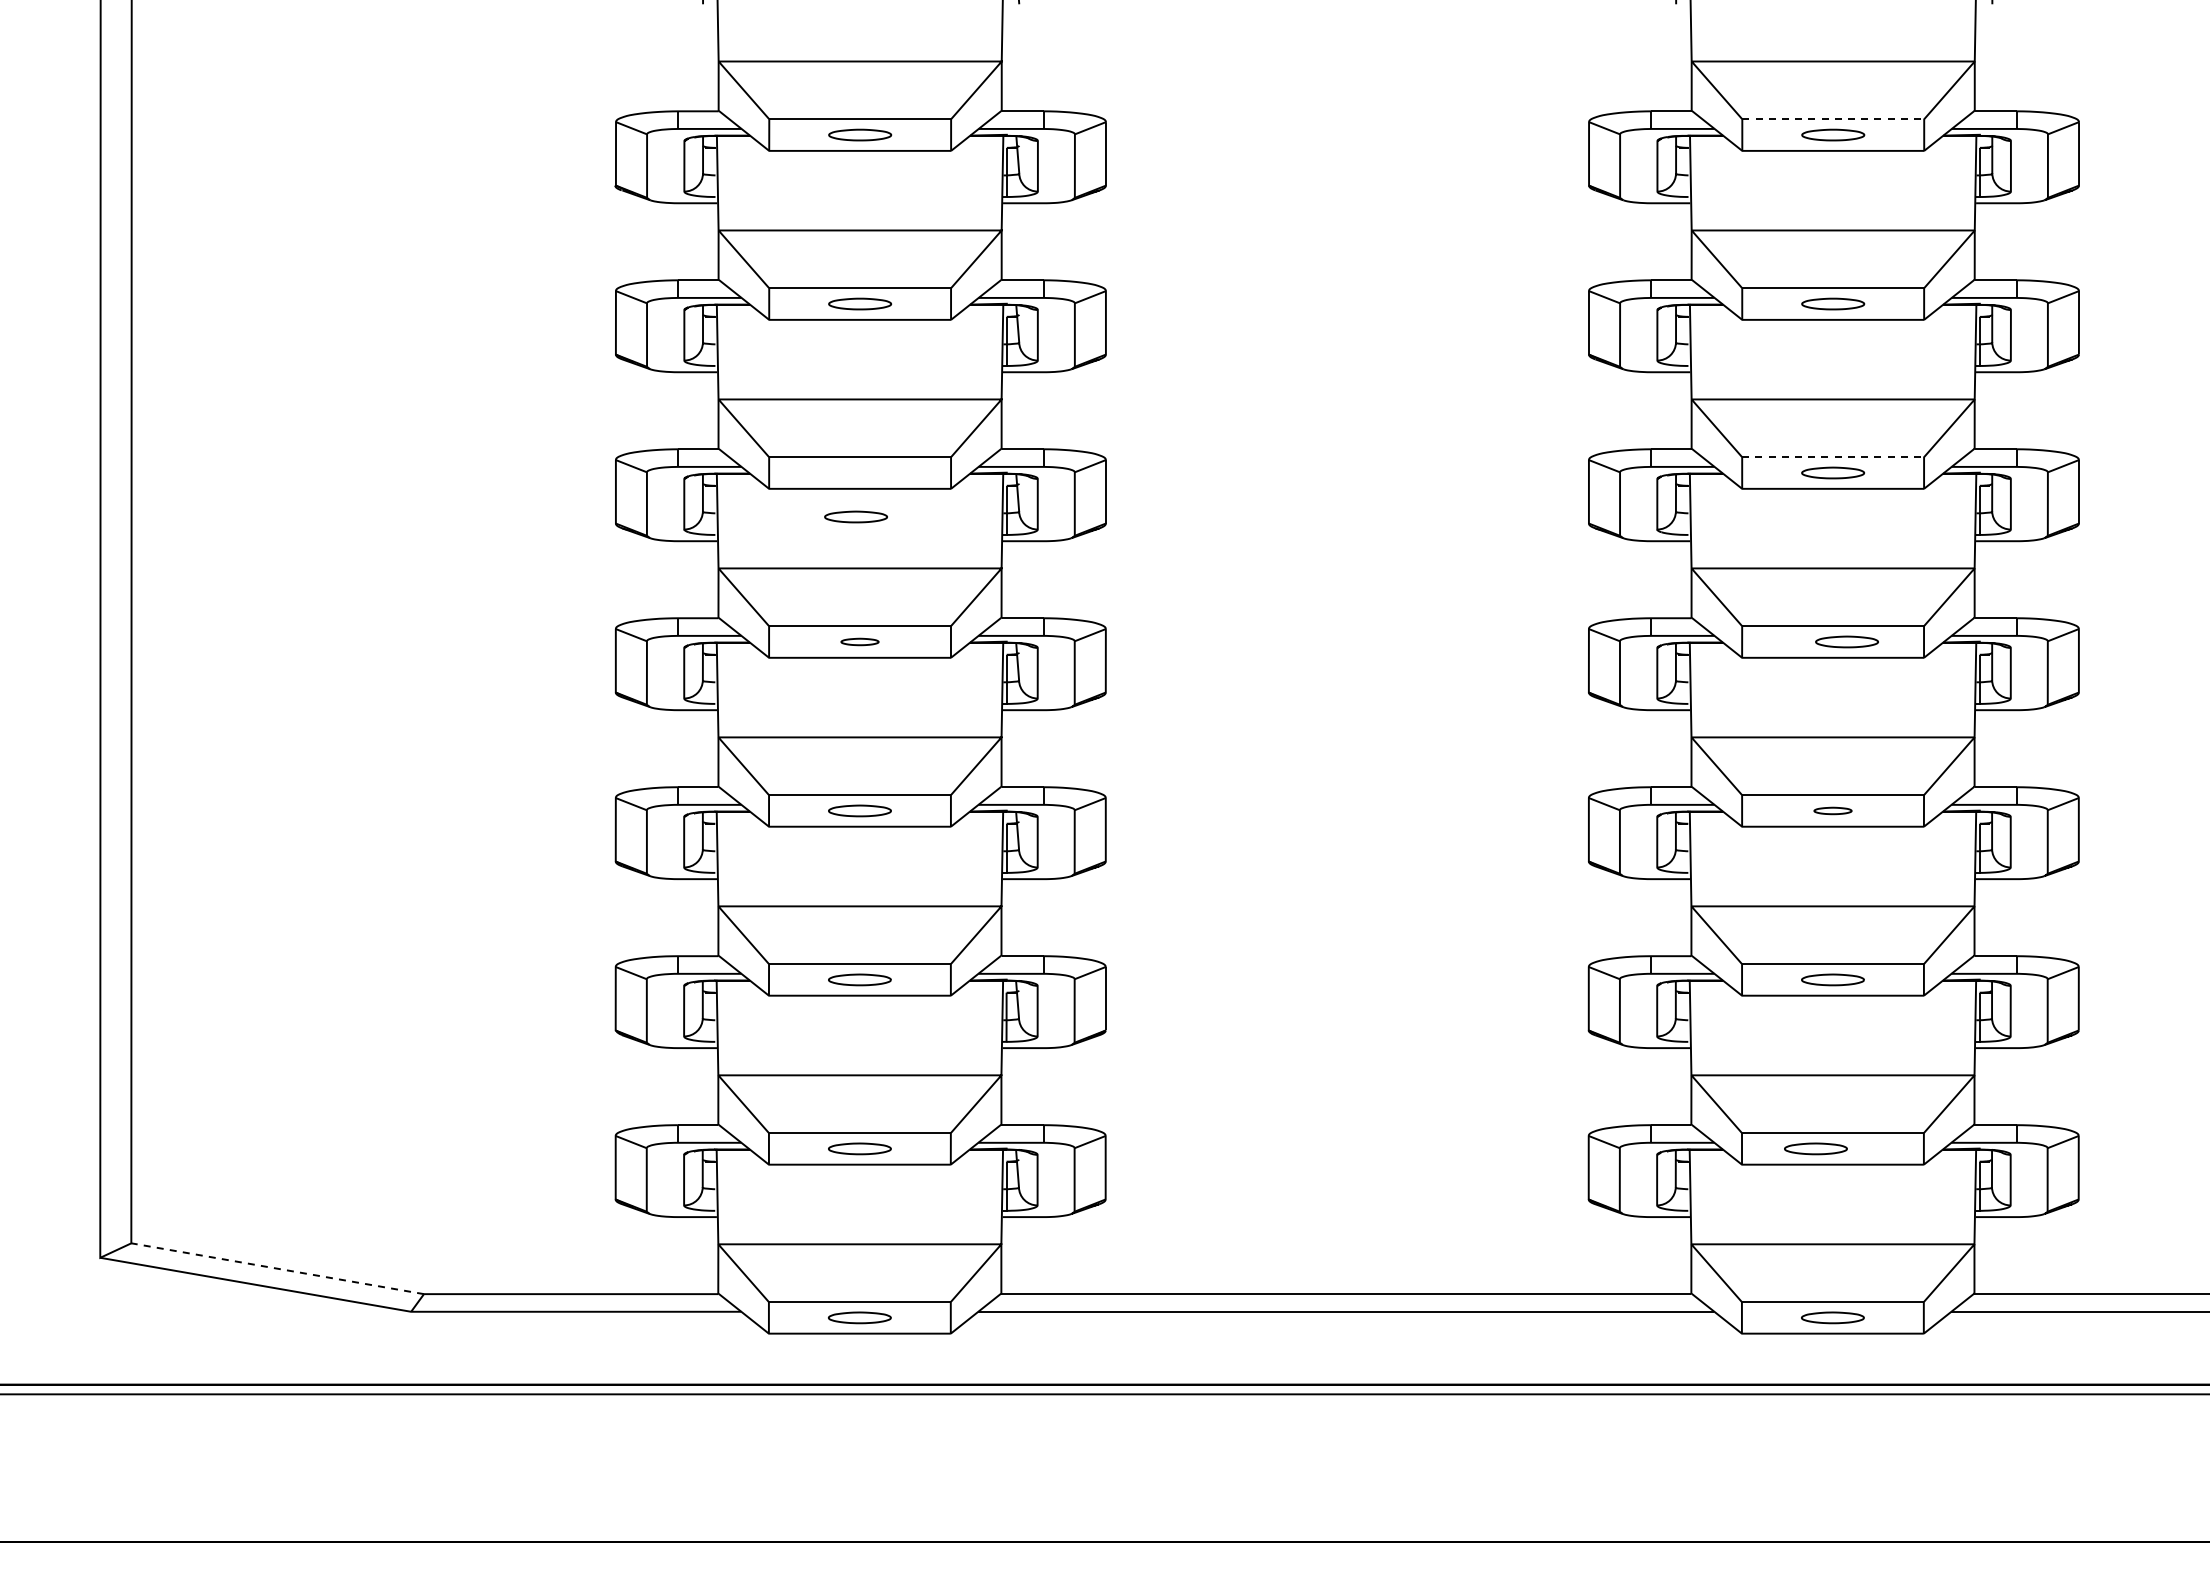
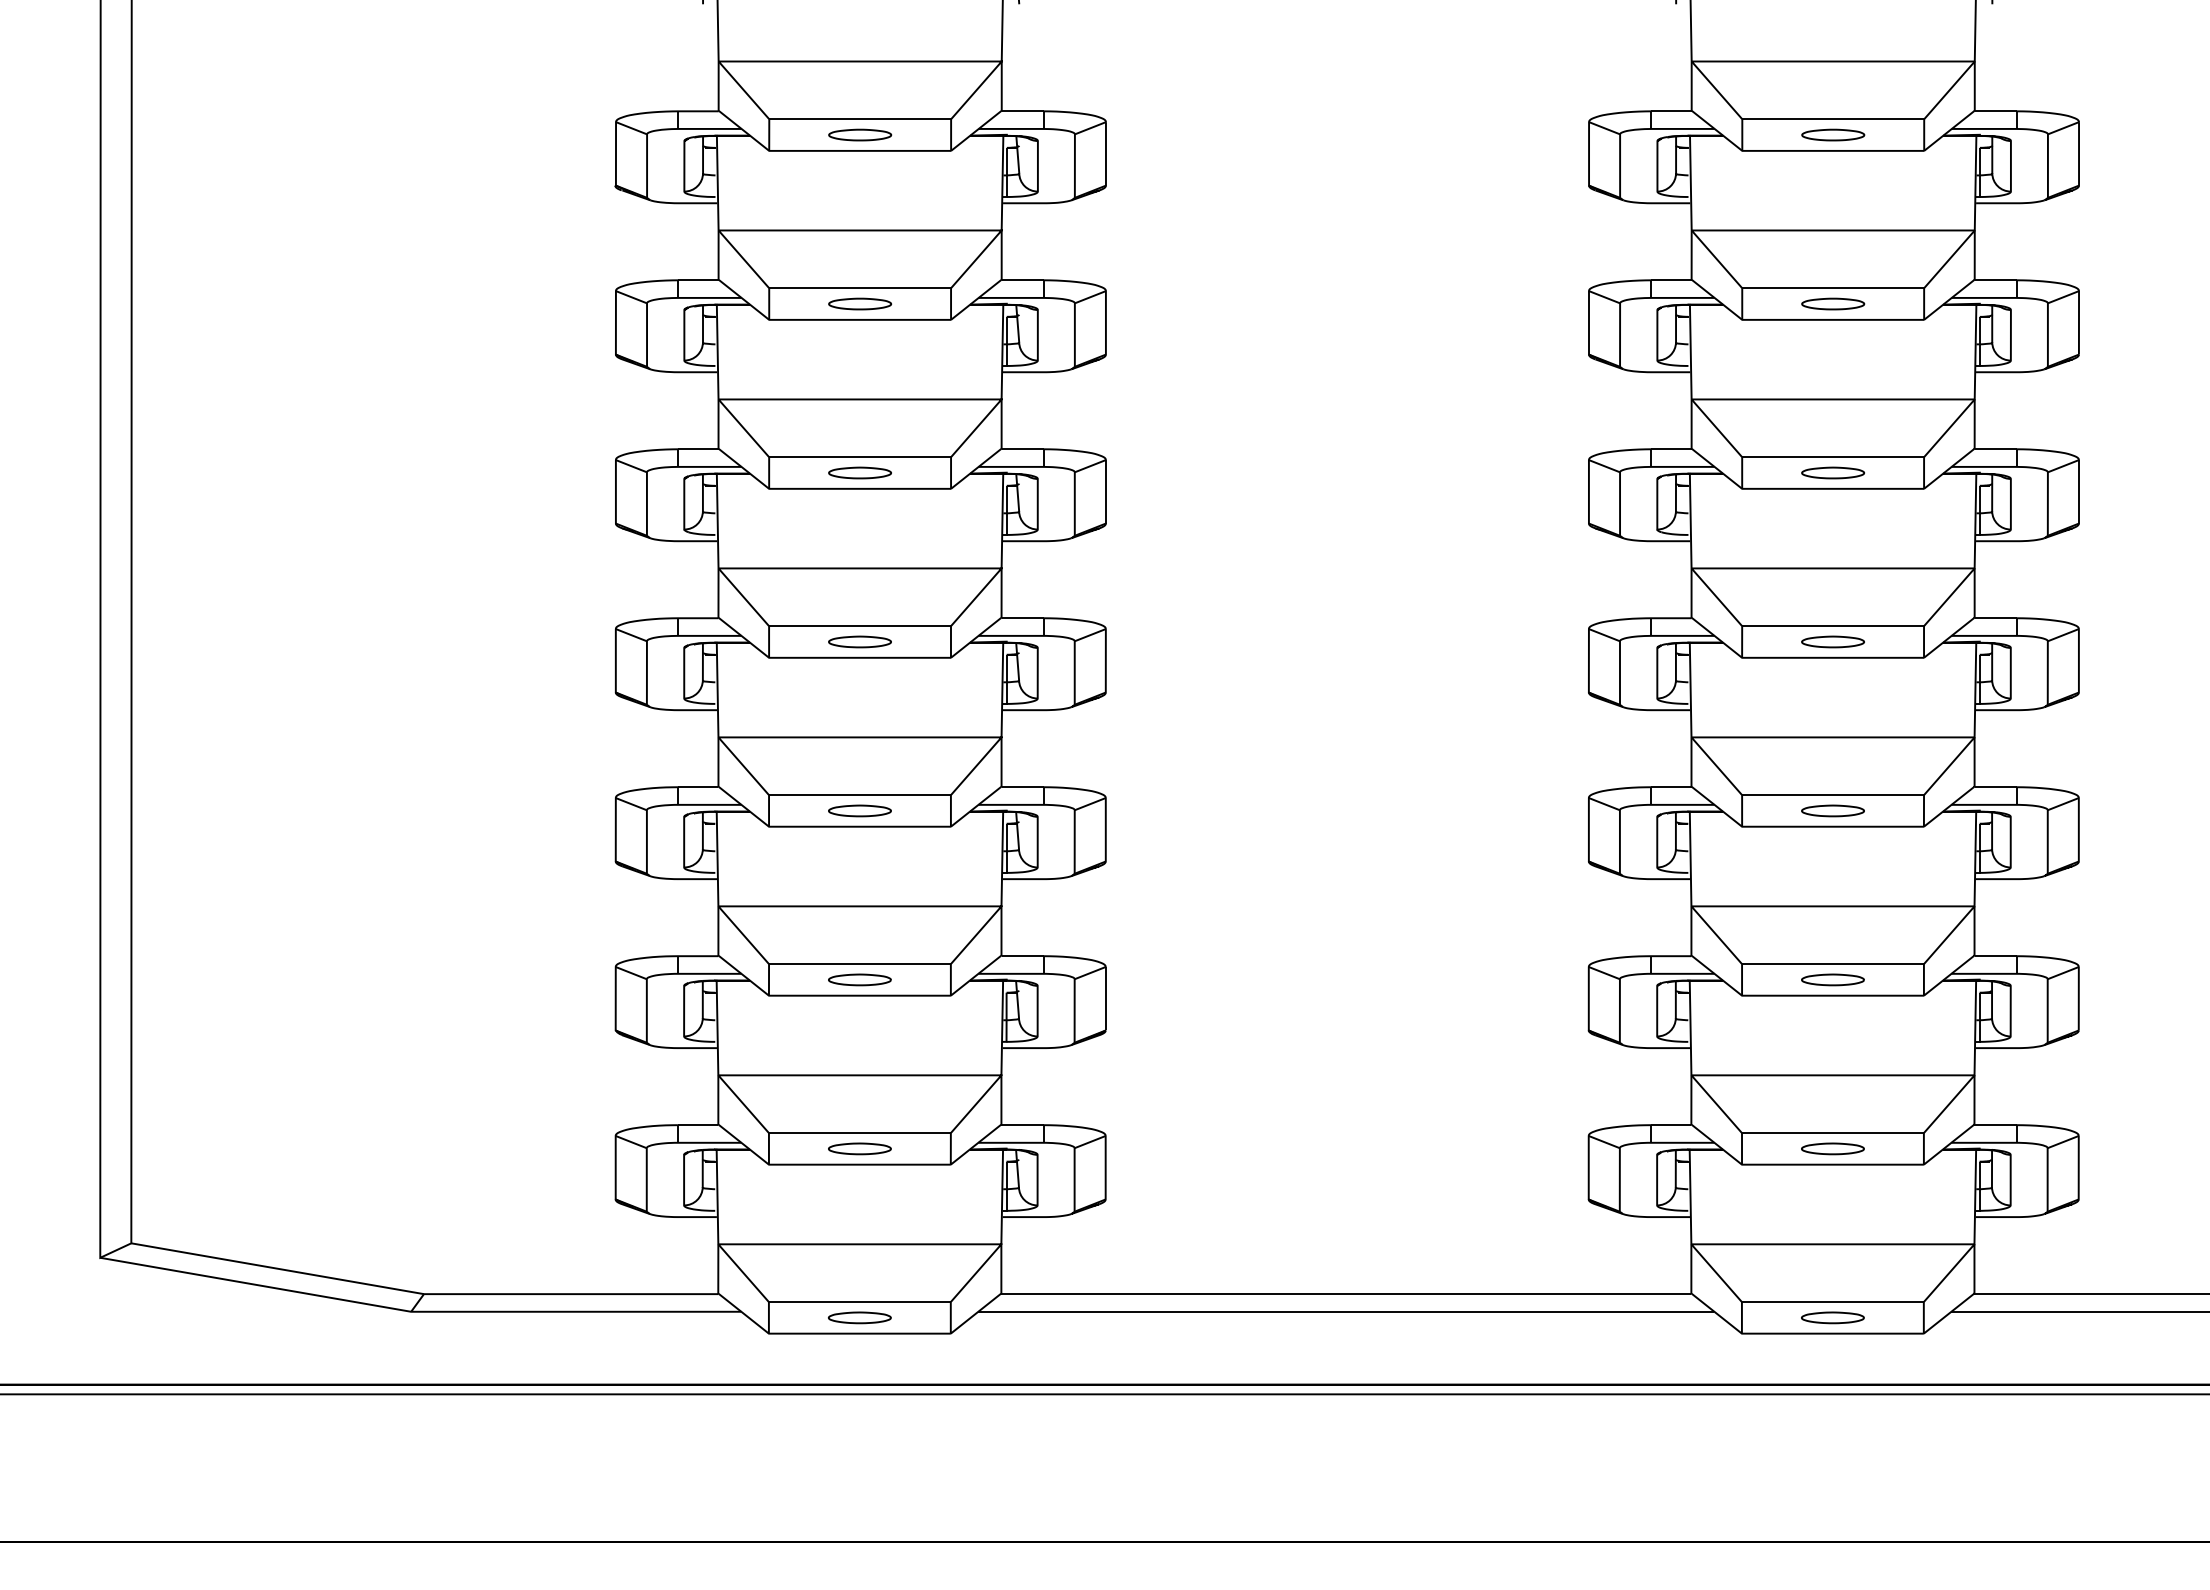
line: dashed -> solid (1833, 119)
line: dashed -> solid (1833, 457)
part position: (855, 516) -> (859, 472) (859, 472)
part size: 40x10 px -> 64x14 px (859, 641)
part position: (1846, 641) -> (1832, 641) (1832, 641)
part size: 40x10 px -> 64x14 px (1832, 810)
part position: (1815, 1148) -> (1832, 1148) (1832, 1148)
line: dashed -> solid (277, 1268)
